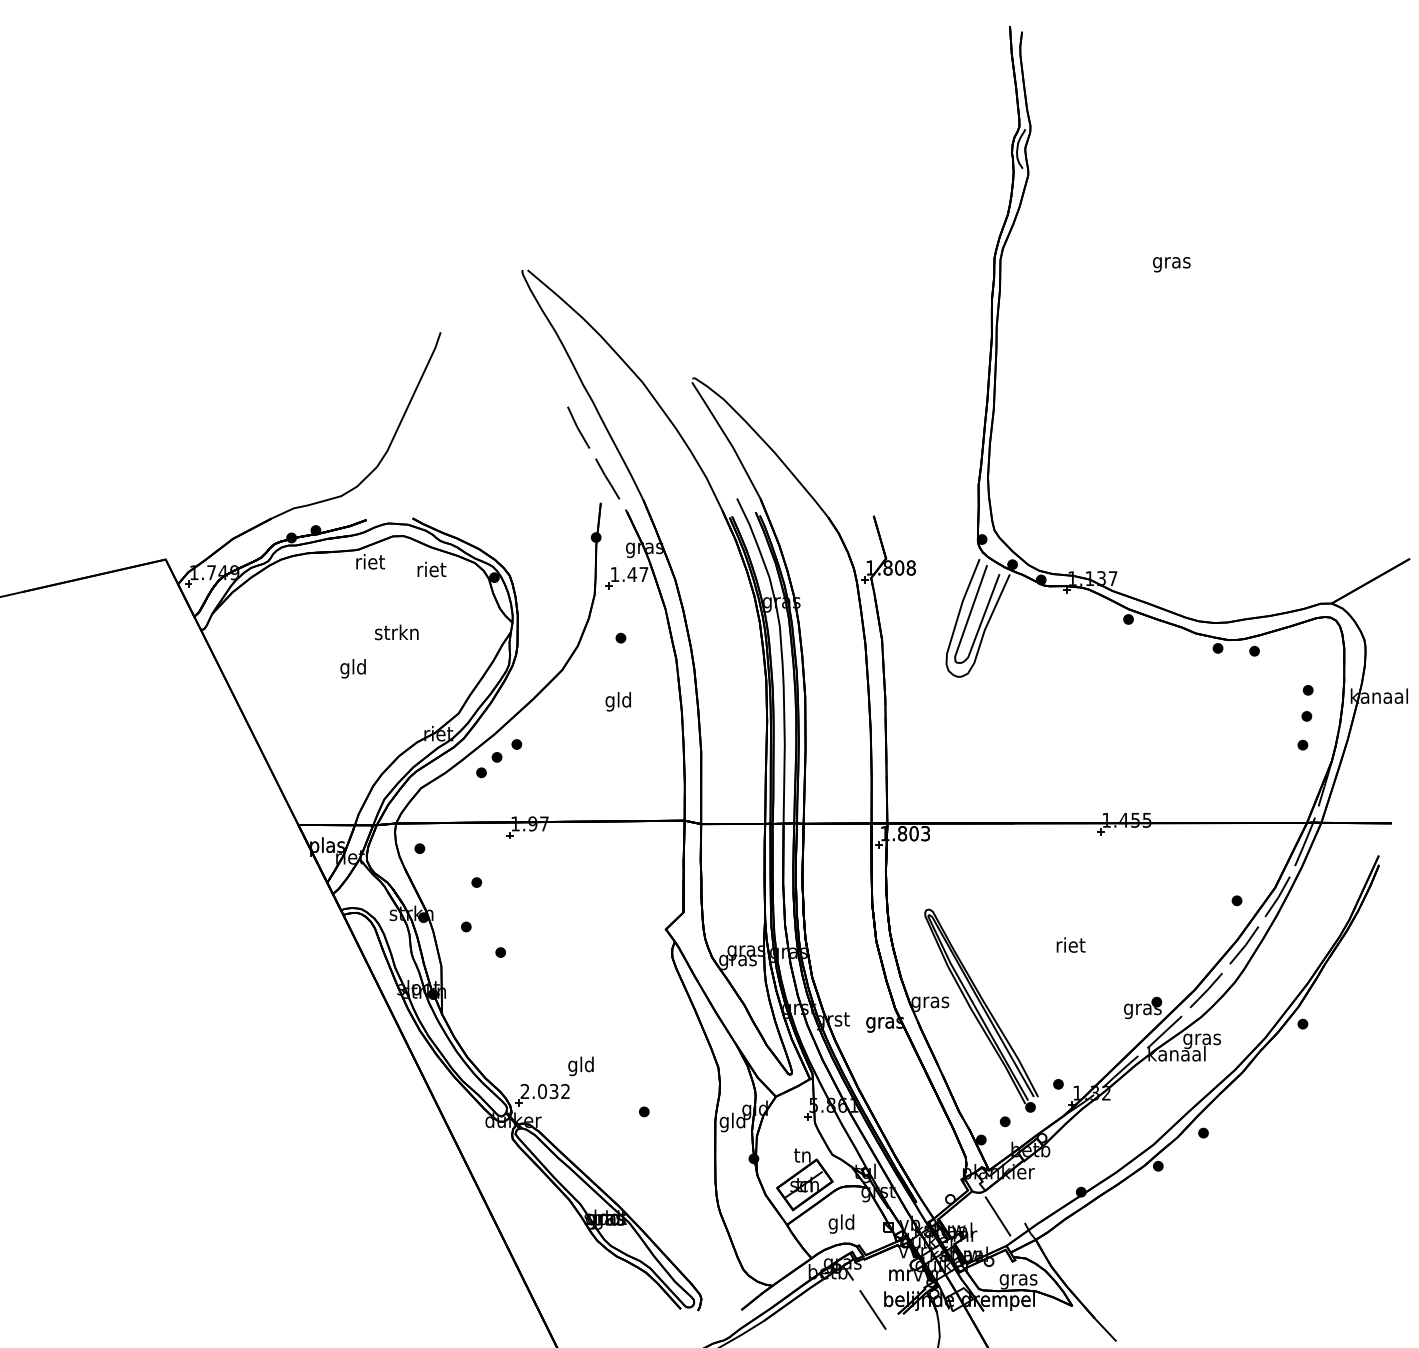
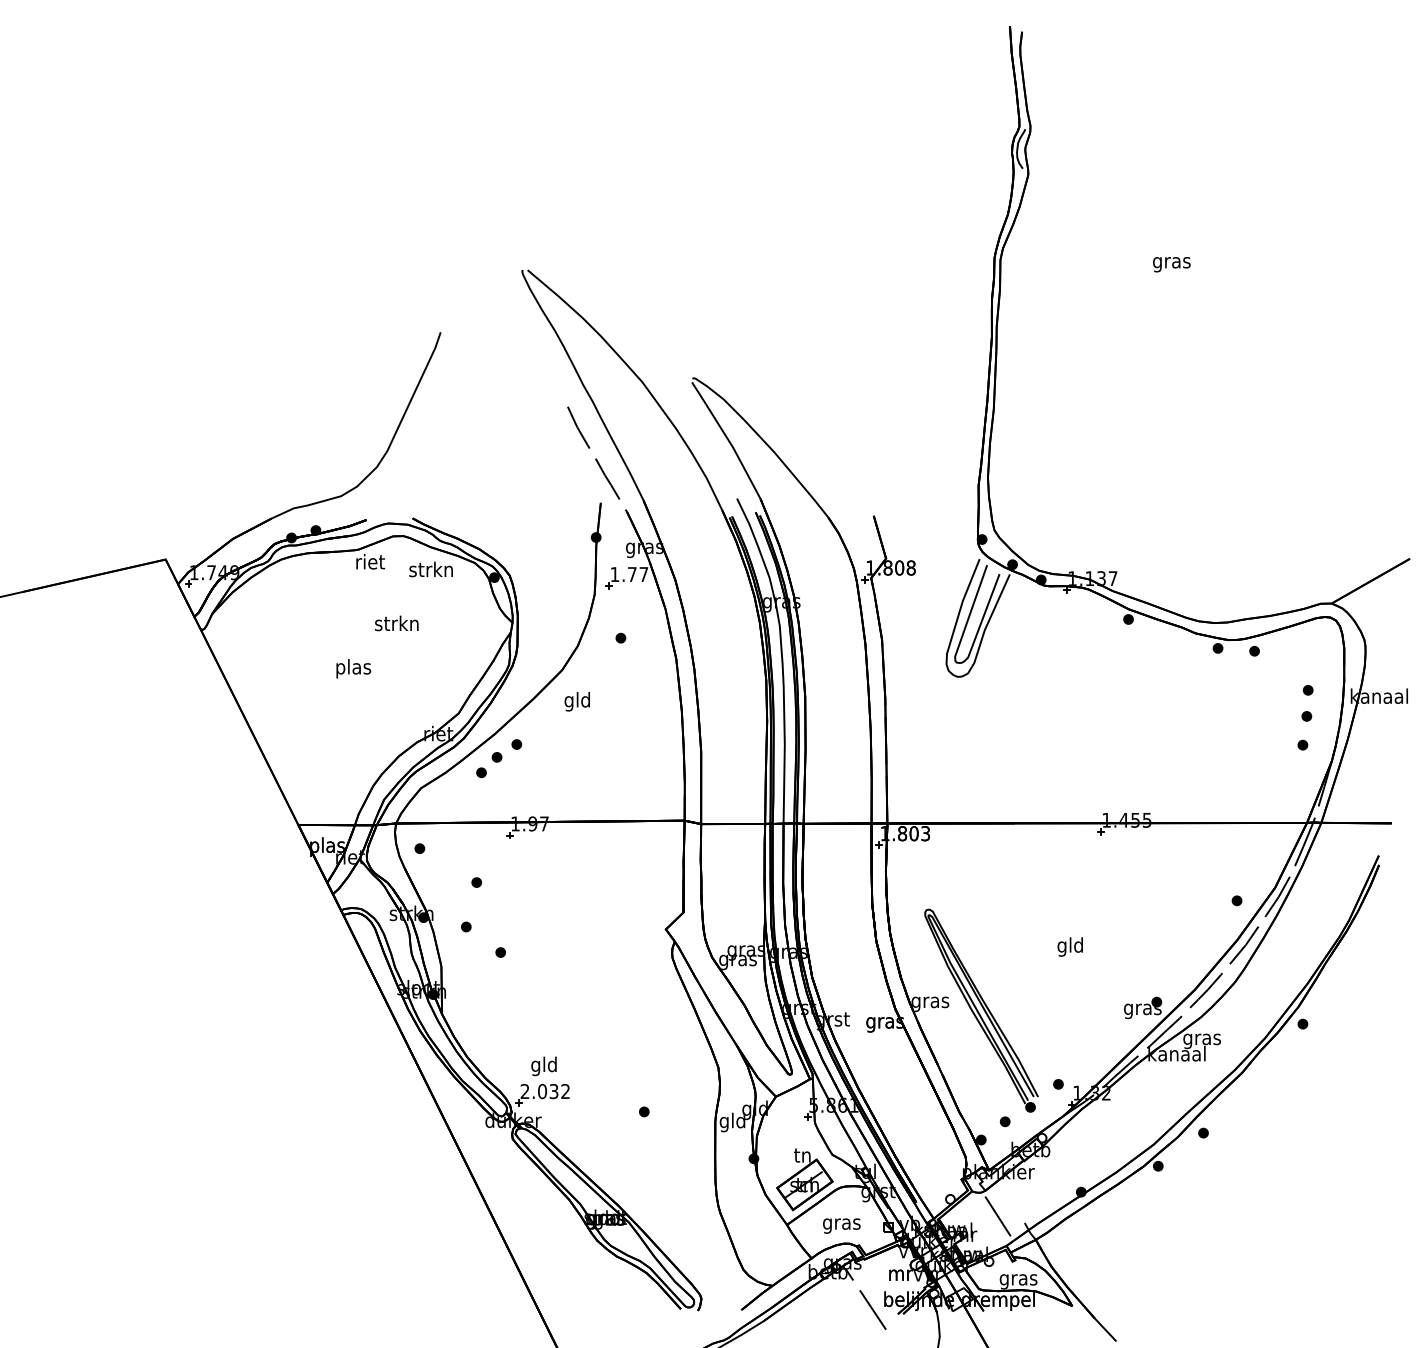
text: riet -> strkn (430, 569)
text: 1.47 -> 1.77 (632, 574)
text position: (396, 632) -> (396, 623) (396, 623)
text: gld -> plas (353, 668)
text position: (617, 701) -> (576, 701) (576, 701)
text: riet -> gld (1070, 946)
text position: (580, 1066) -> (543, 1066) (543, 1066)
text: gld -> gras (841, 1223)
